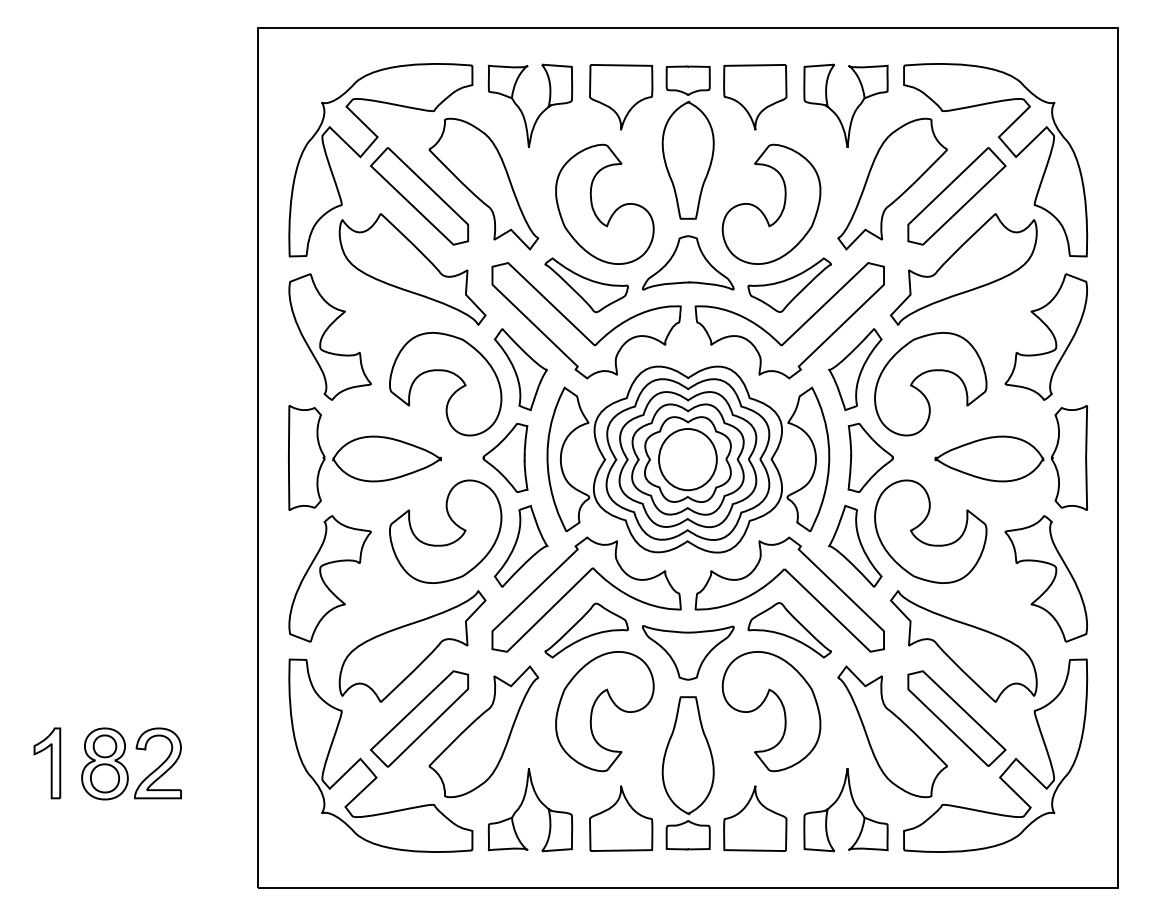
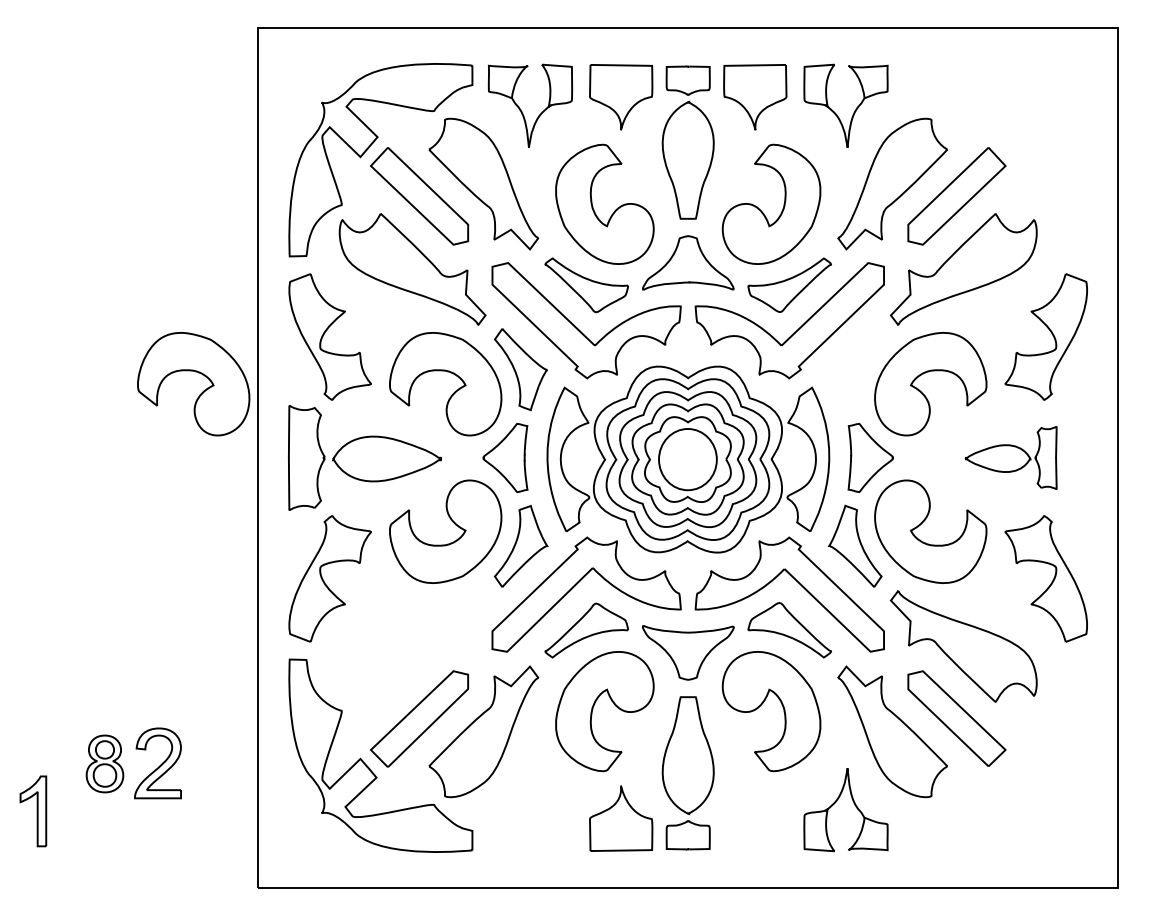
part: present -> none (1007, 148)
part: present -> none (854, 369)
part: none -> present (201, 392)
part size: 154x106 px -> 94x64 px (1010, 457)
part: present -> none (412, 646)
part position: (47, 763) -> (33, 811) (33, 811)
part size: 48x74 px -> 40x60 px (104, 763)
part: present -> none (1007, 767)
part: present -> none (521, 806)
part: present -> none (755, 818)
